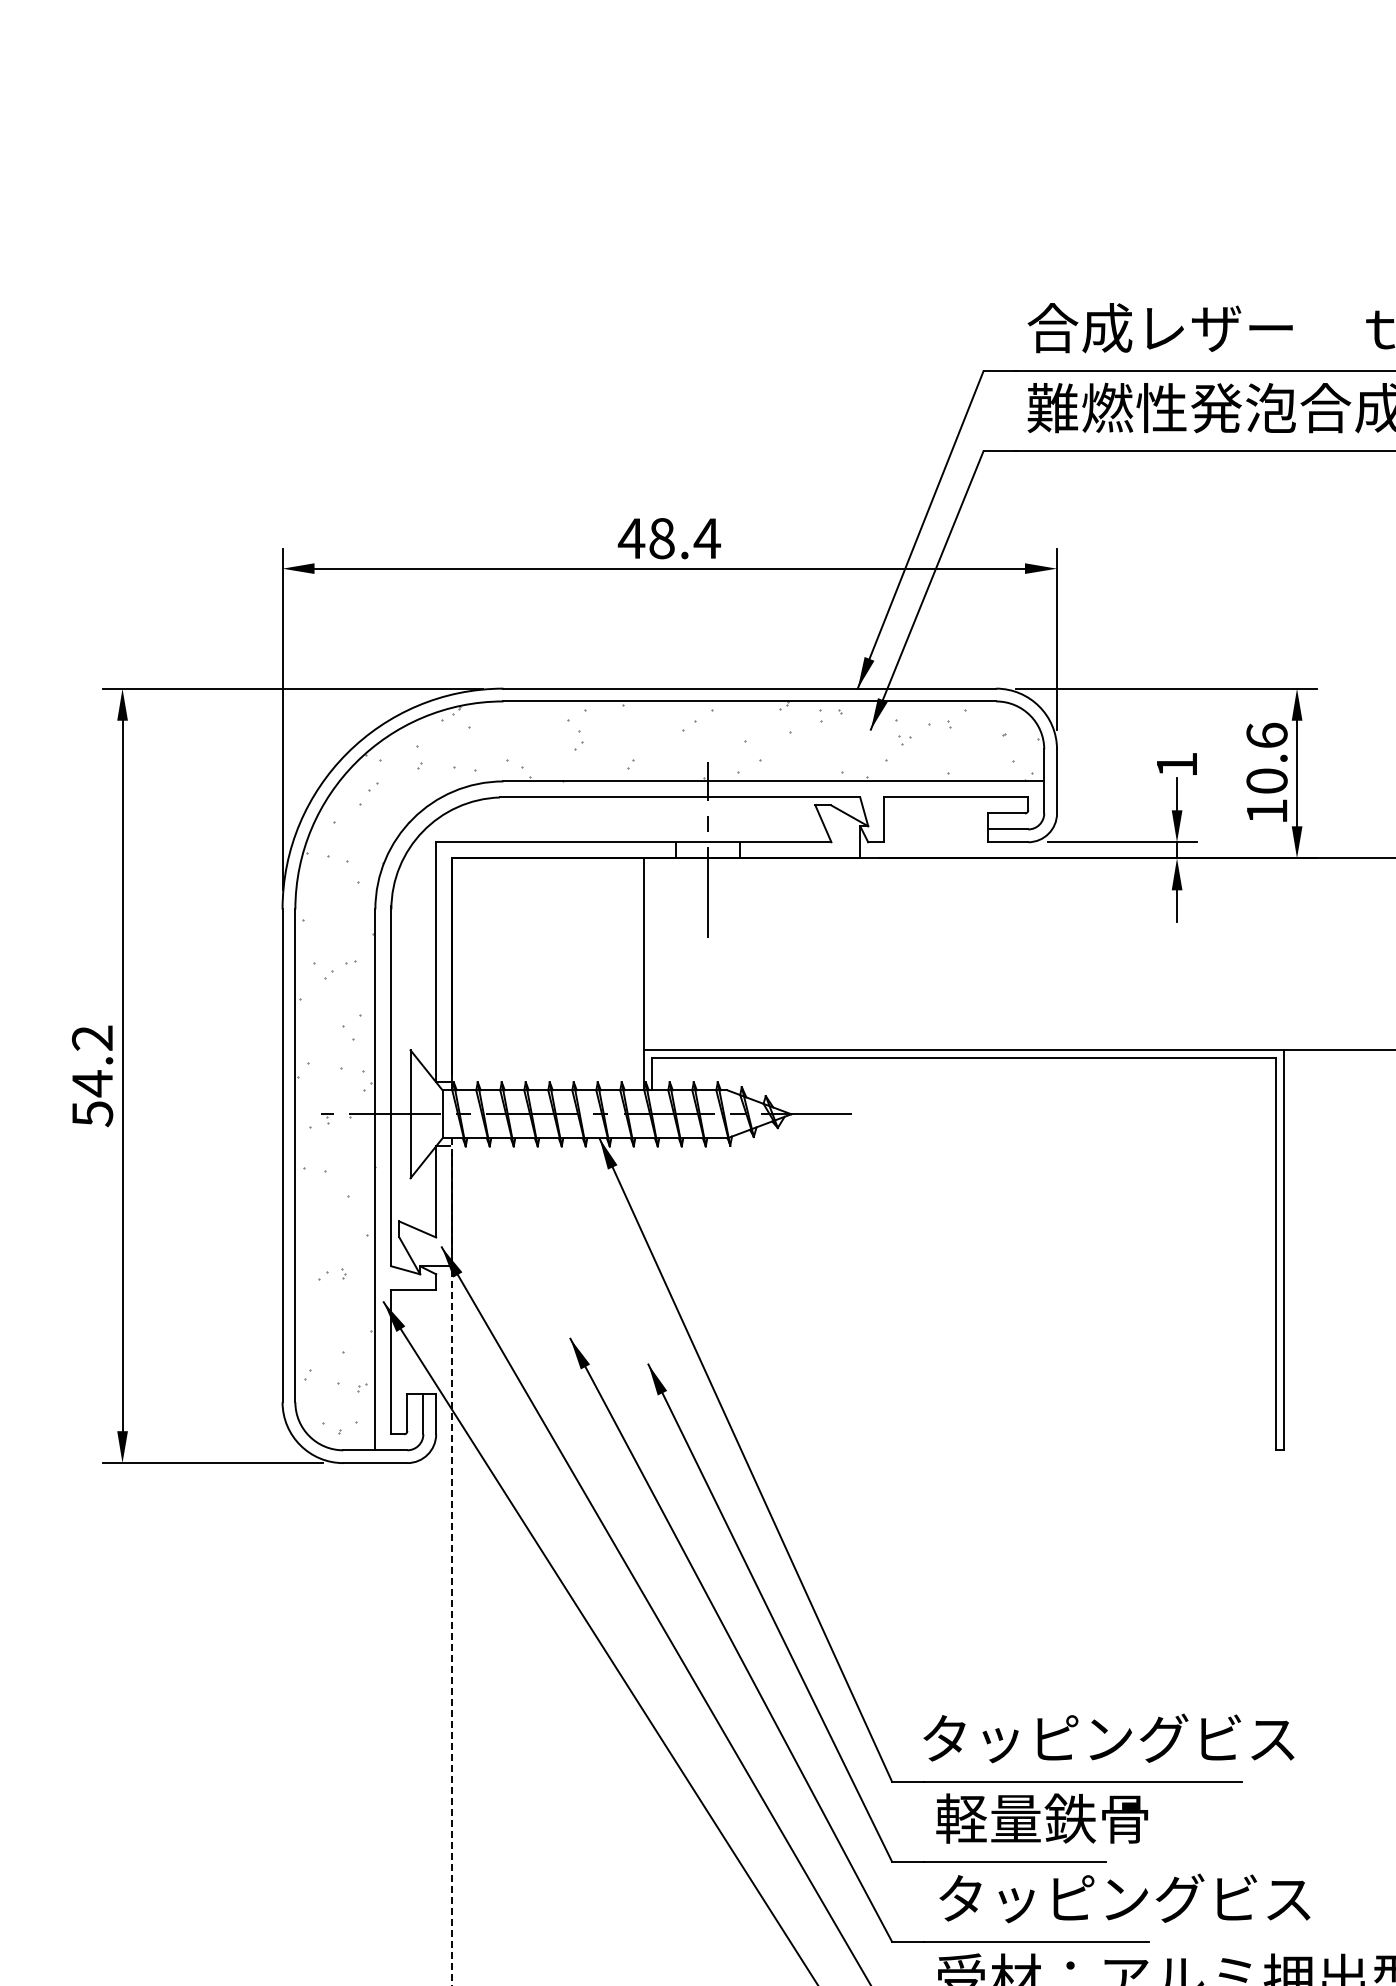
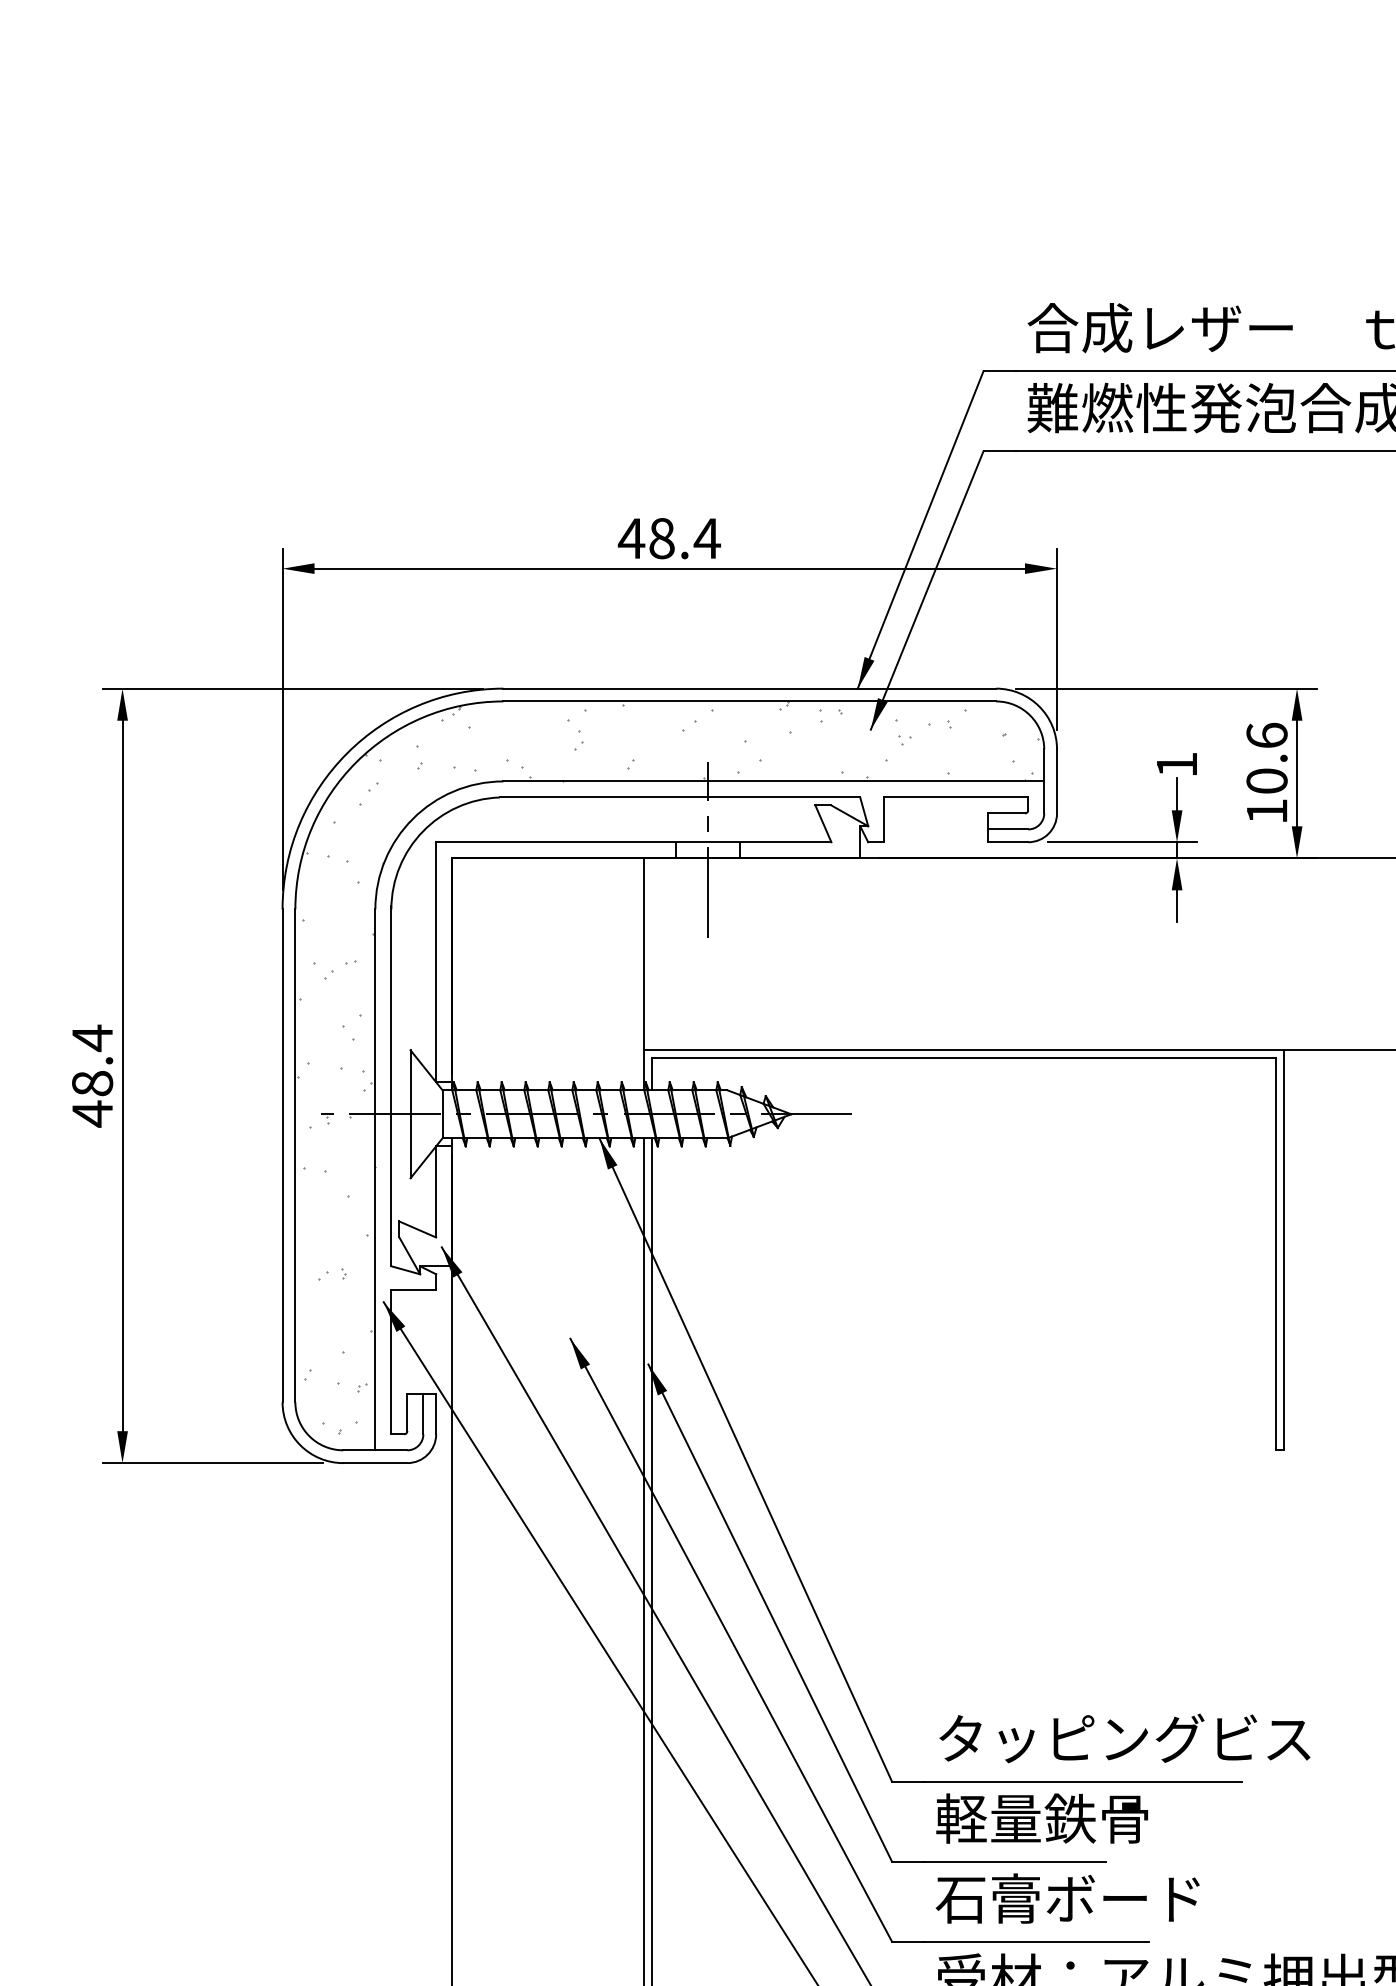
text: 54.2 -> 48.4 (92, 1075)
line: none -> present (644, 1560)
line: none -> present (652, 1560)
line: dashed -> solid (452, 1562)
text position: (1108, 1738) -> (1124, 1738) (1124, 1738)
text: タッピングビス -> 石膏ボード (1122, 1898)
